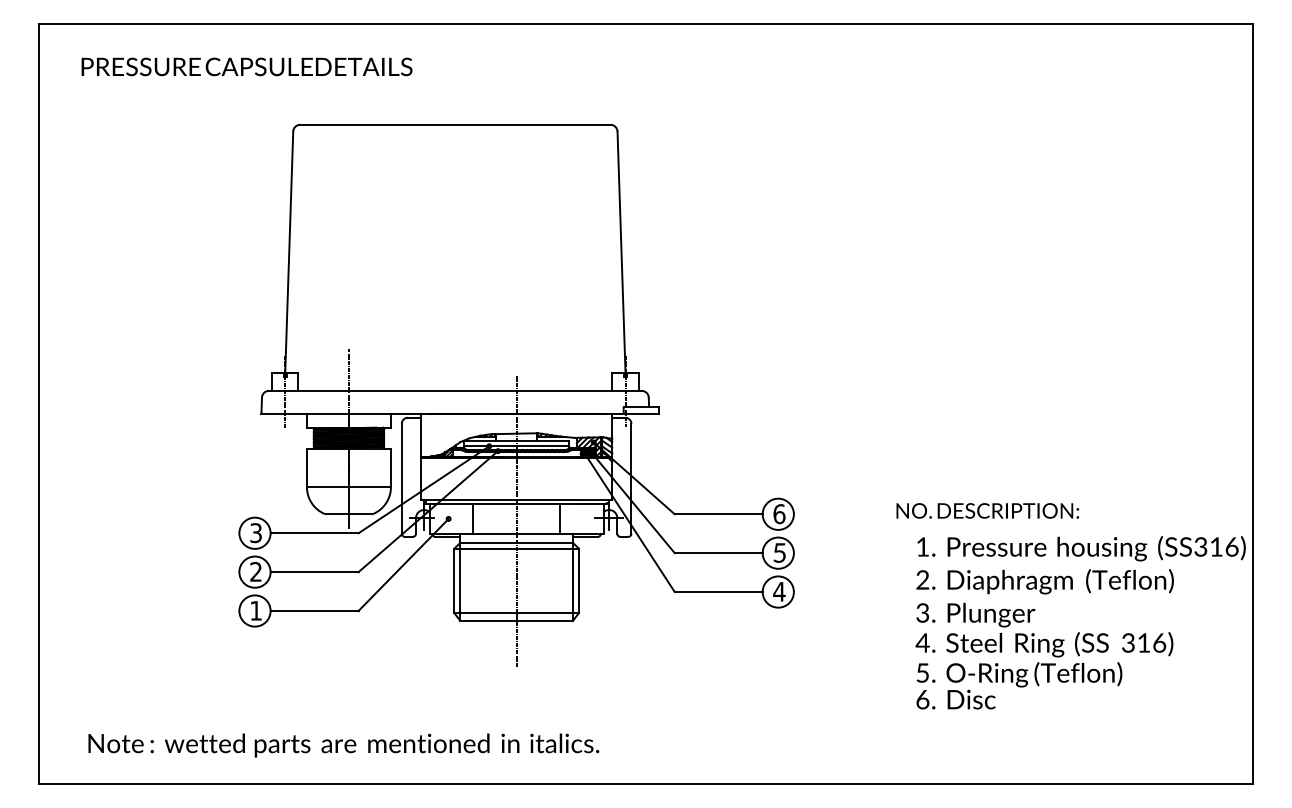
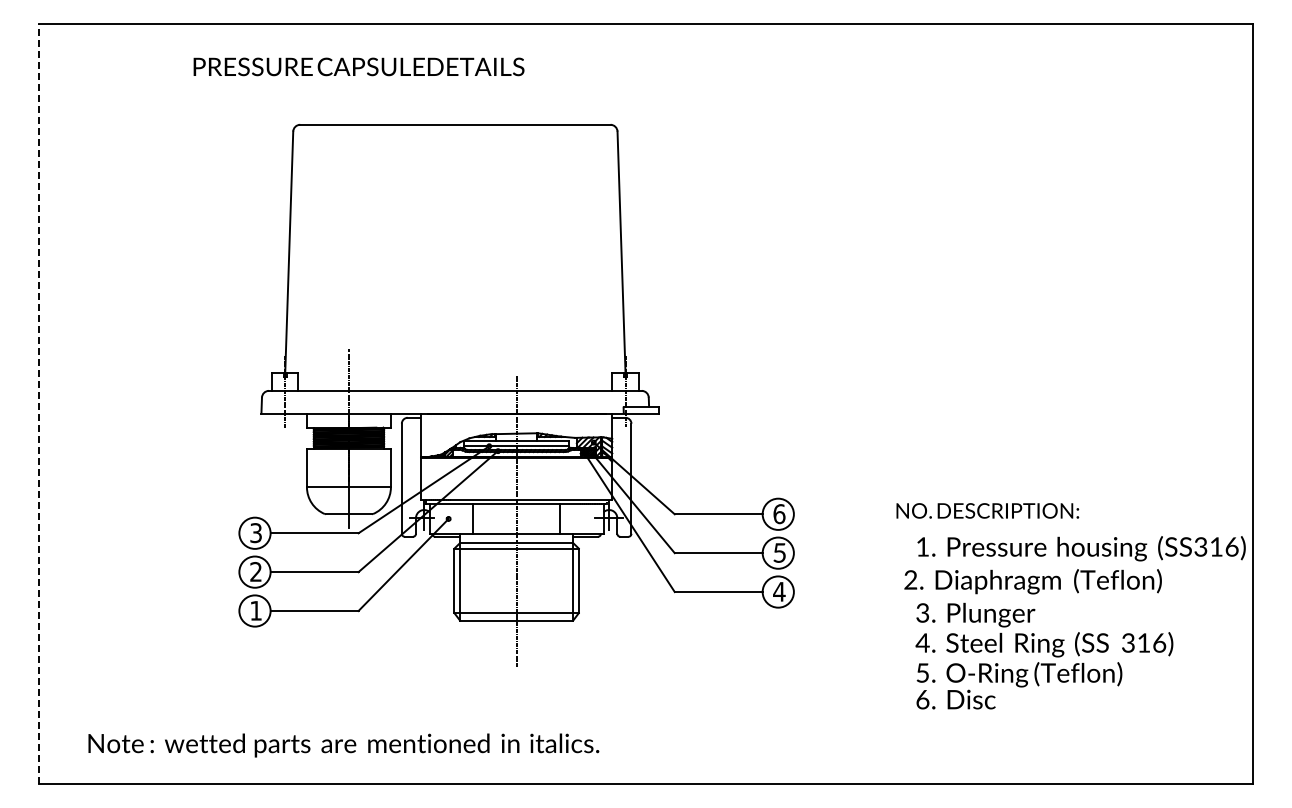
text position: (246, 66) -> (358, 66) (358, 66)
line: solid -> dashed (38, 403)
text position: (1044, 581) -> (1032, 581) (1032, 581)
